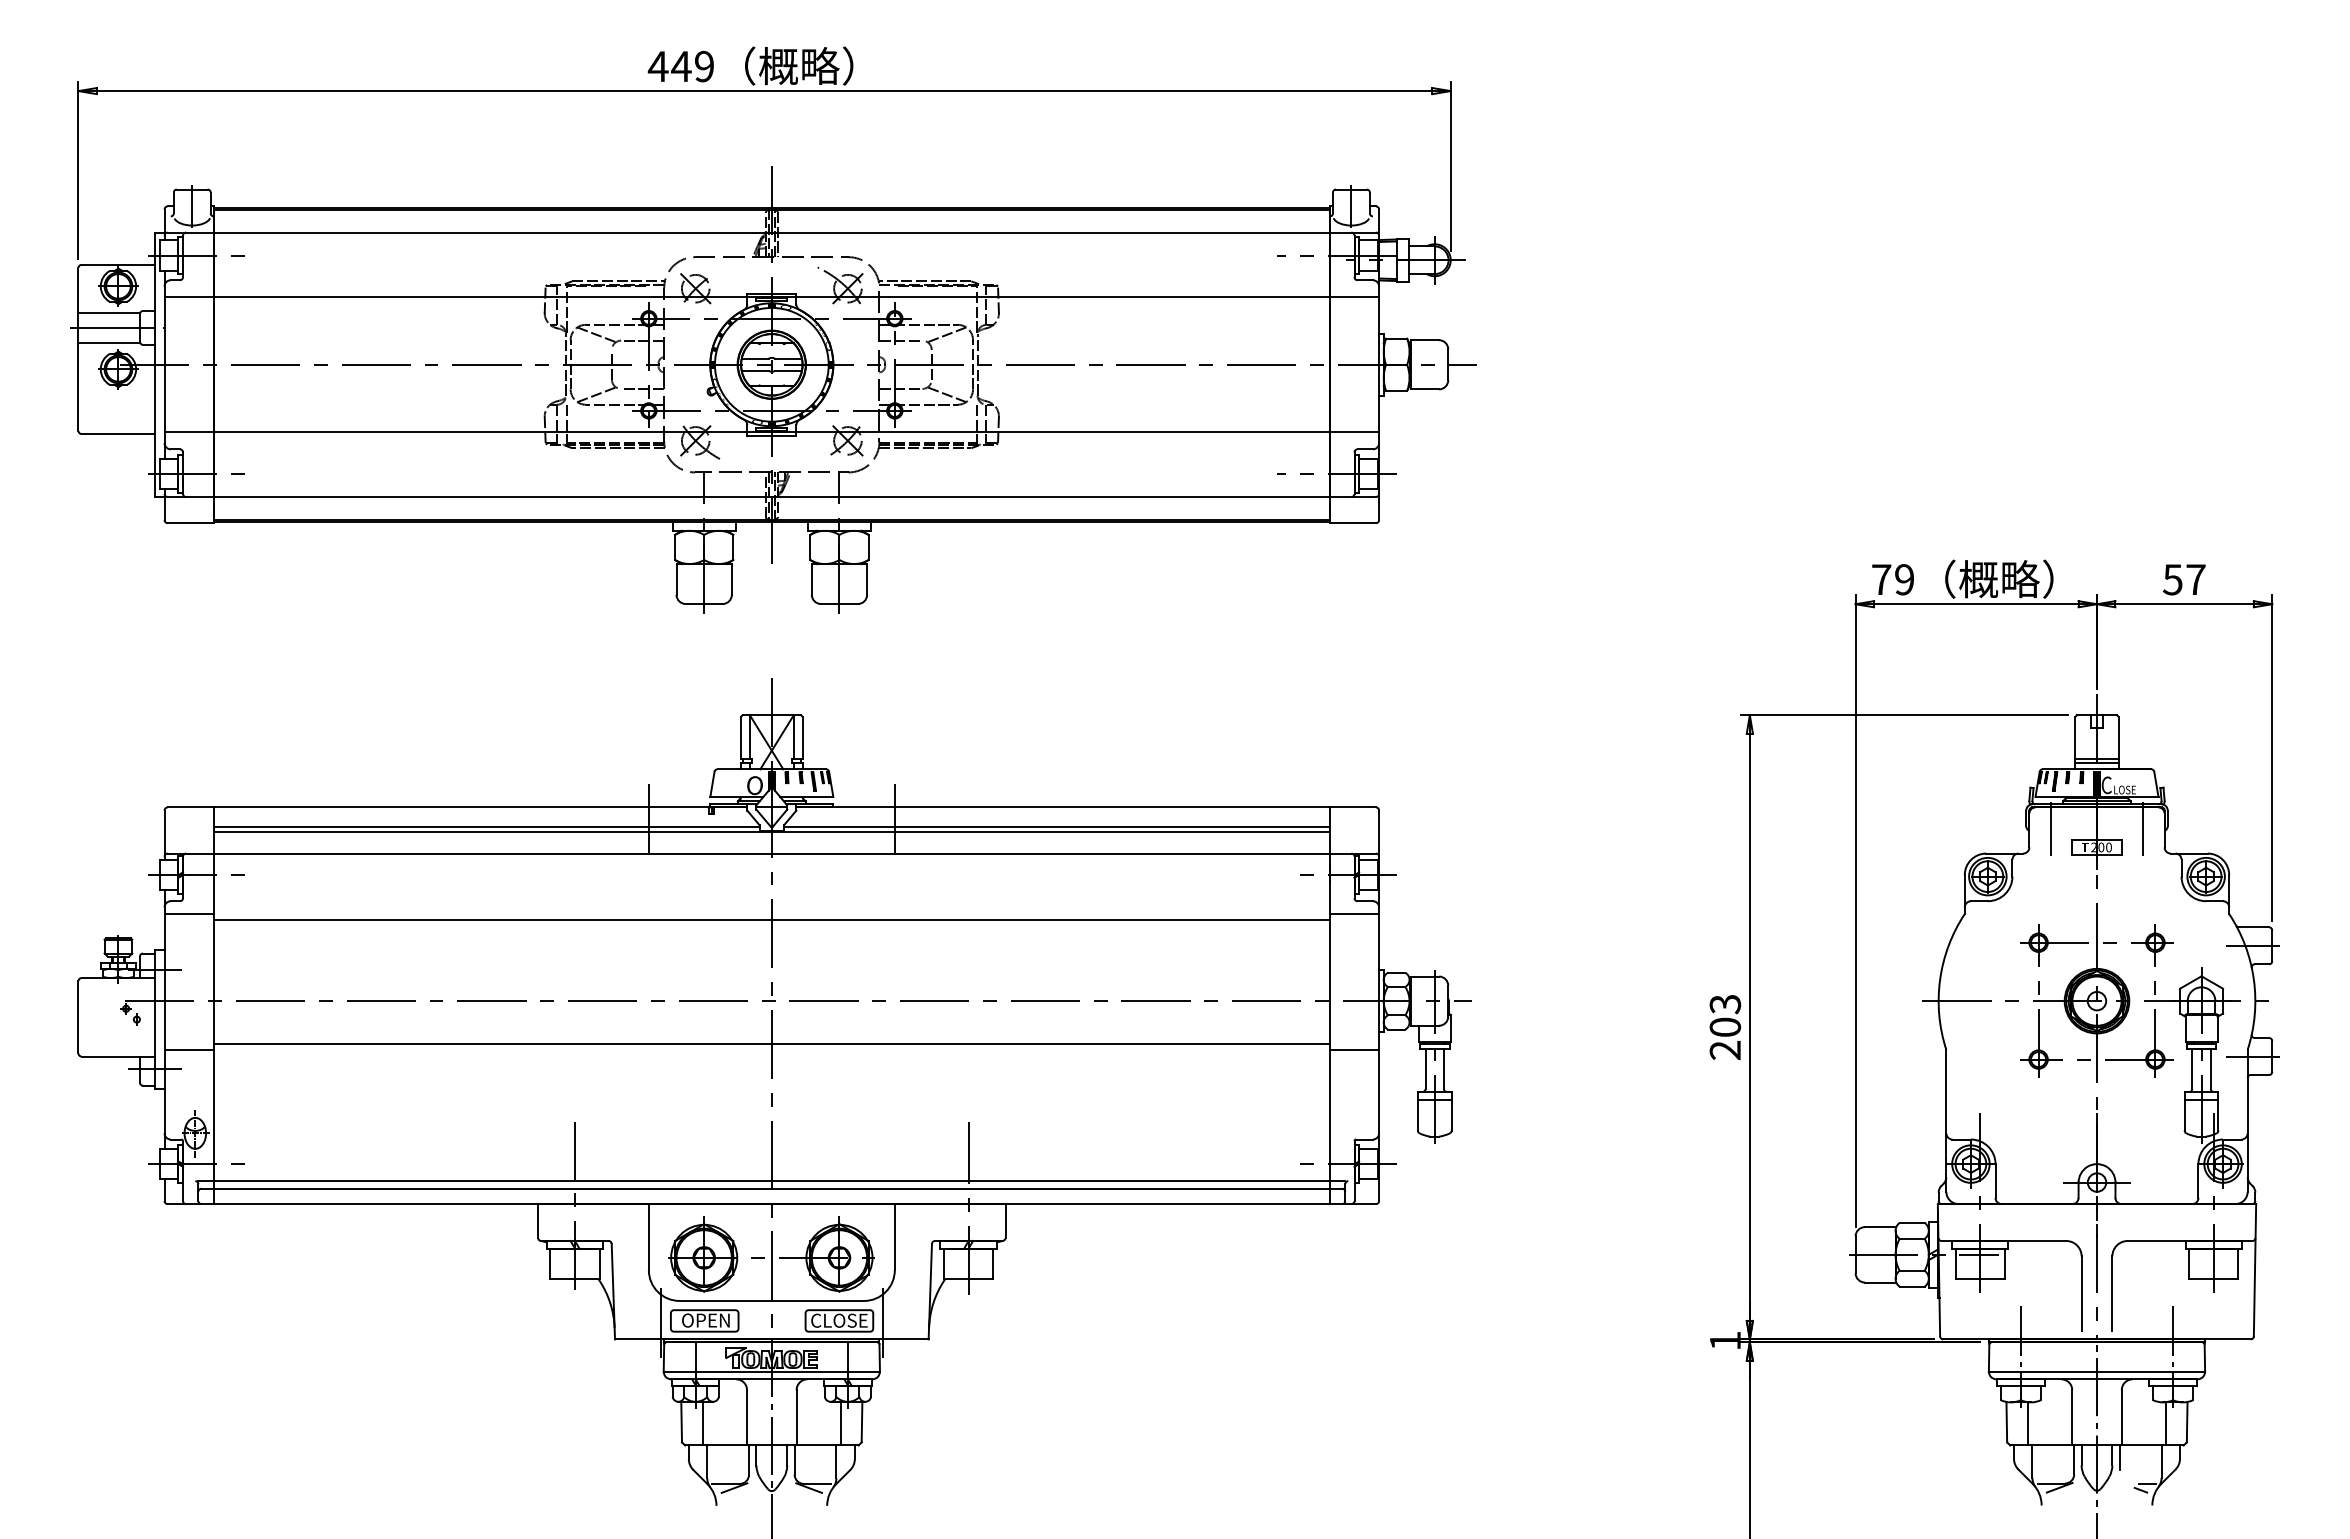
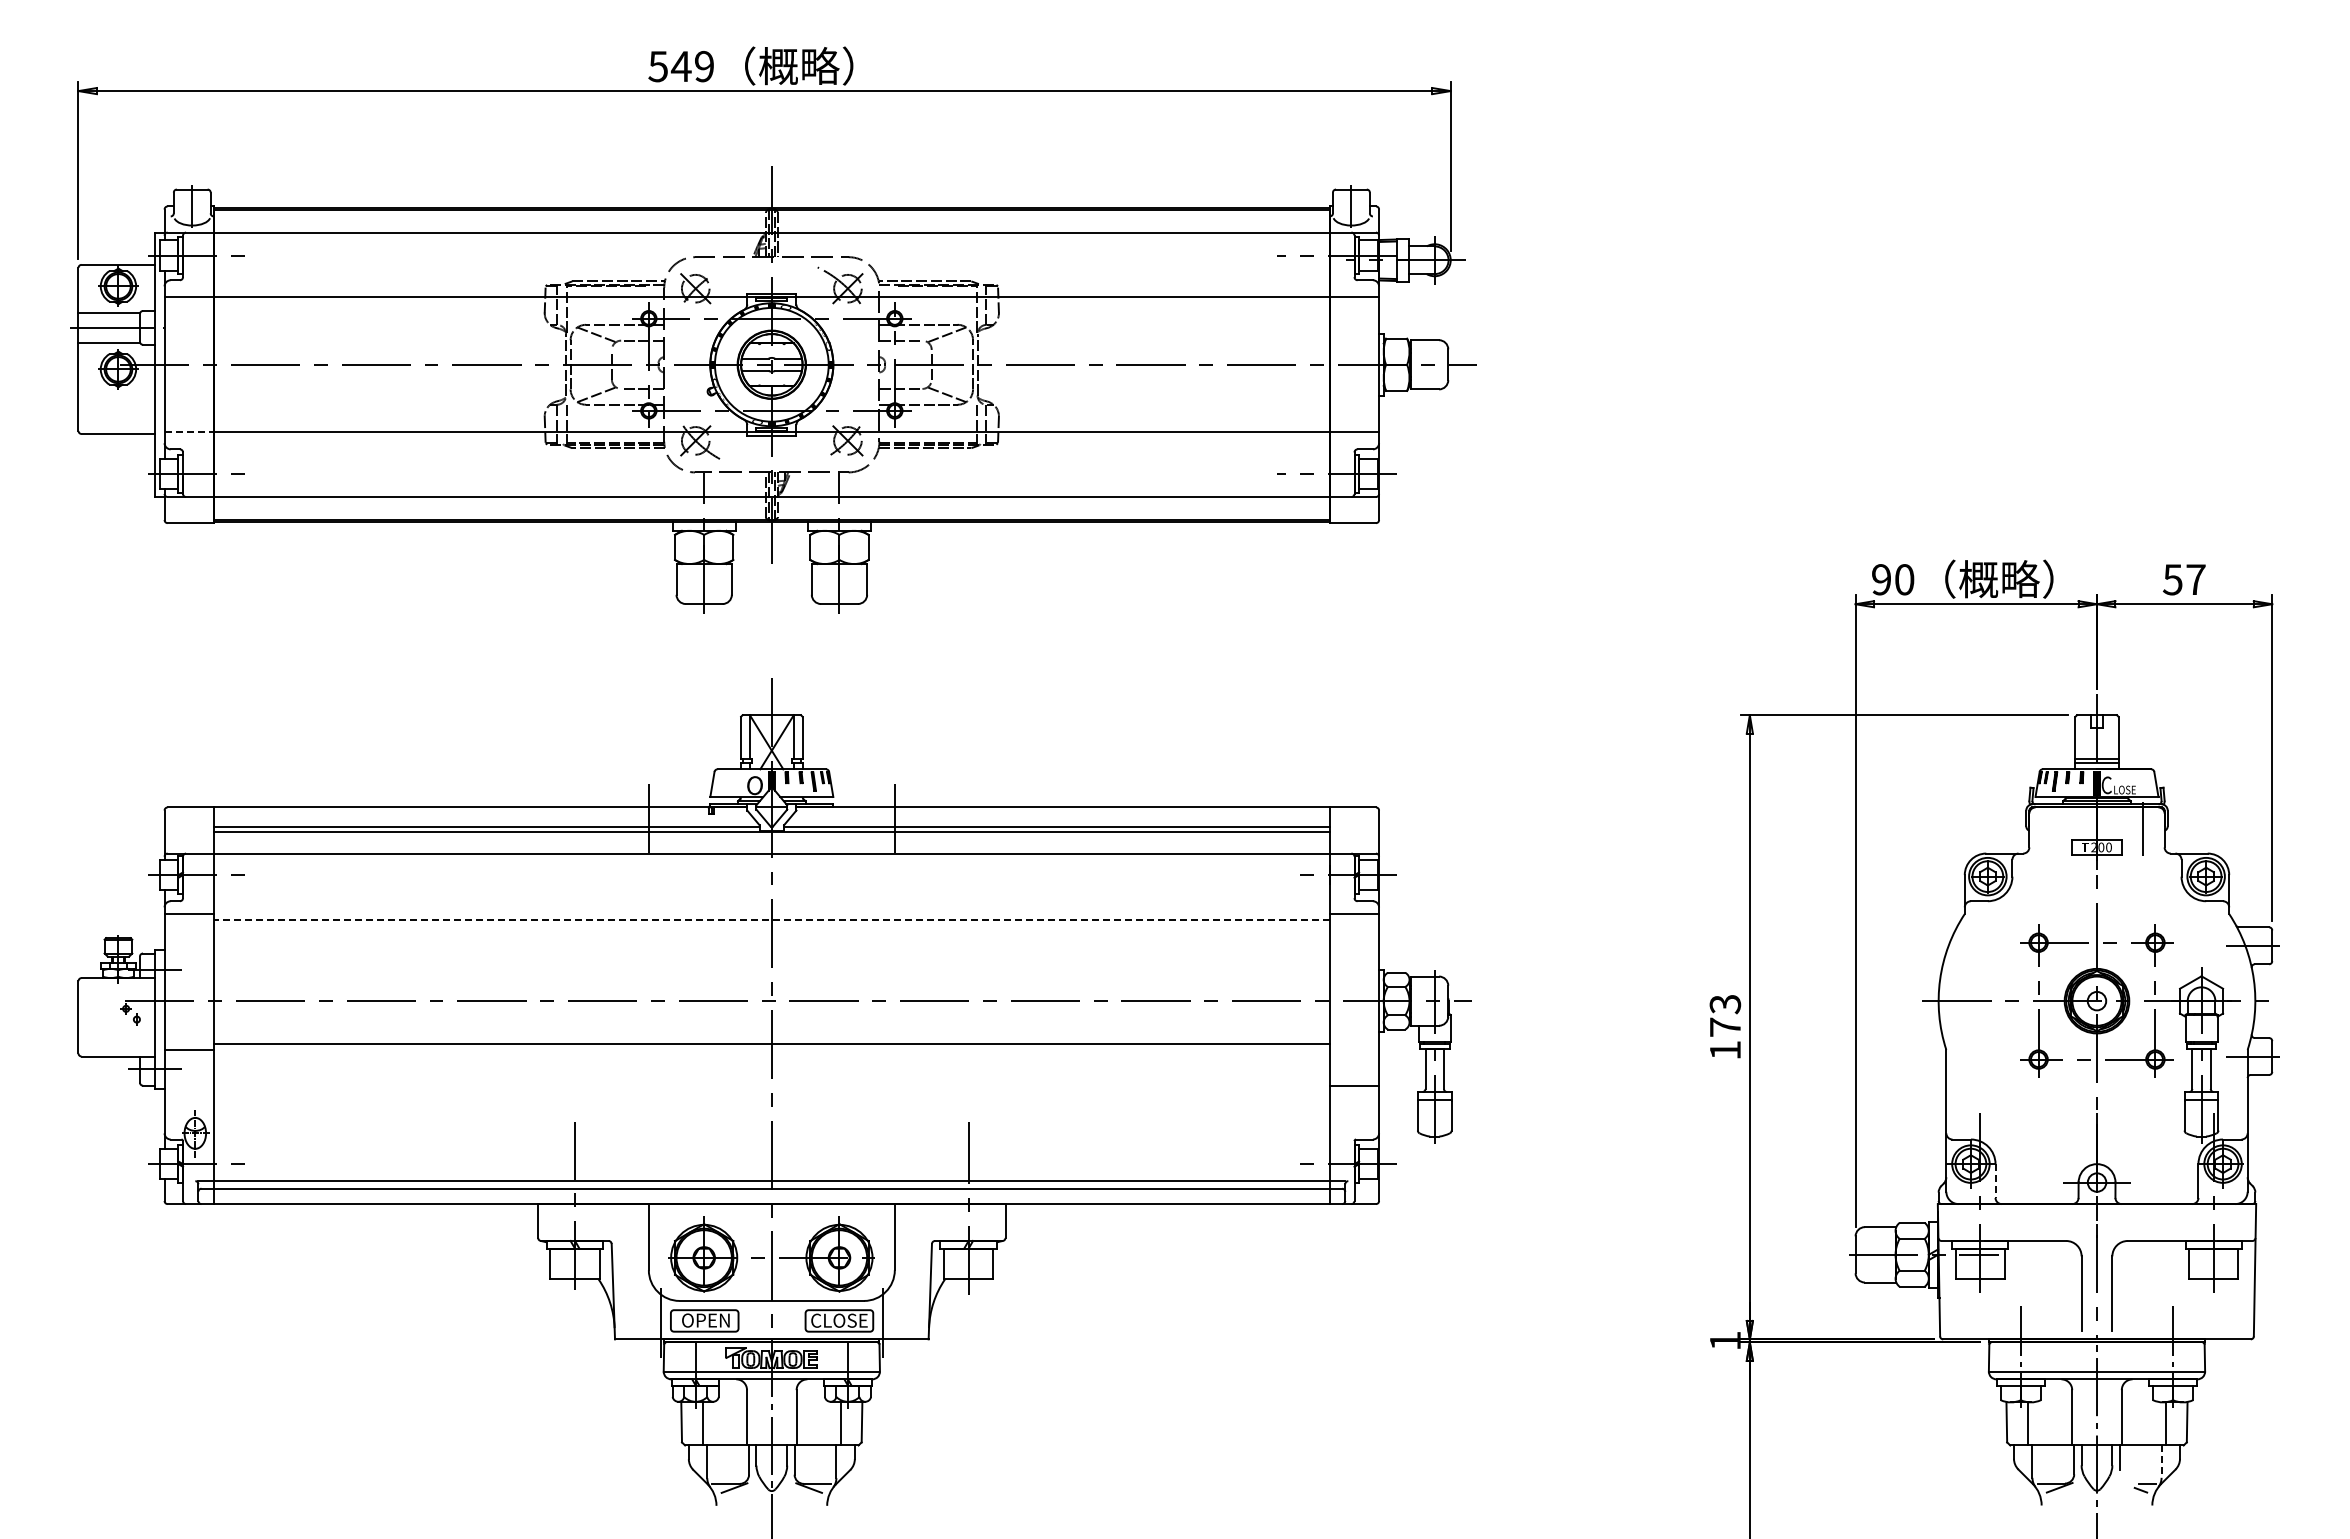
text: 449 -> 549 (657, 66)
line: solid -> dashed (189, 432)
text: 79 -> 90 (1893, 579)
line: present -> none (2050, 828)
line: solid -> dashed (771, 919)
text: 203 -> 173 (1725, 1038)
line position: (1354, 1049) -> (1354, 1085) (1354, 1085)
line: solid -> dashed (1995, 1181)
line: solid -> dashed (2161, 1462)
